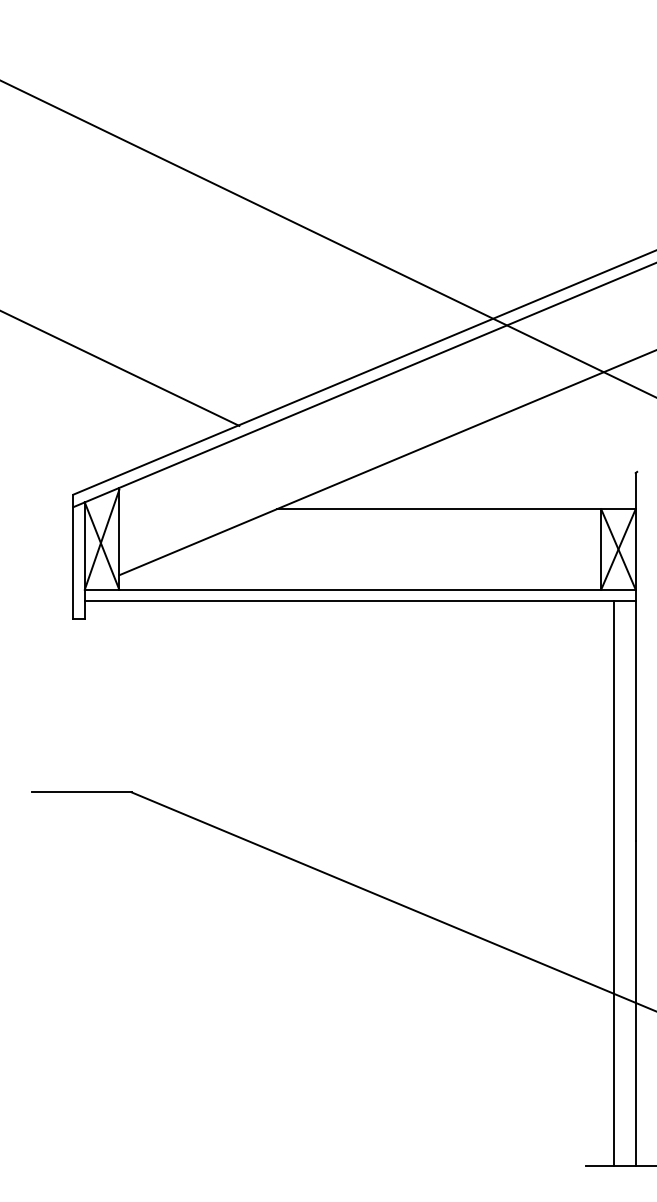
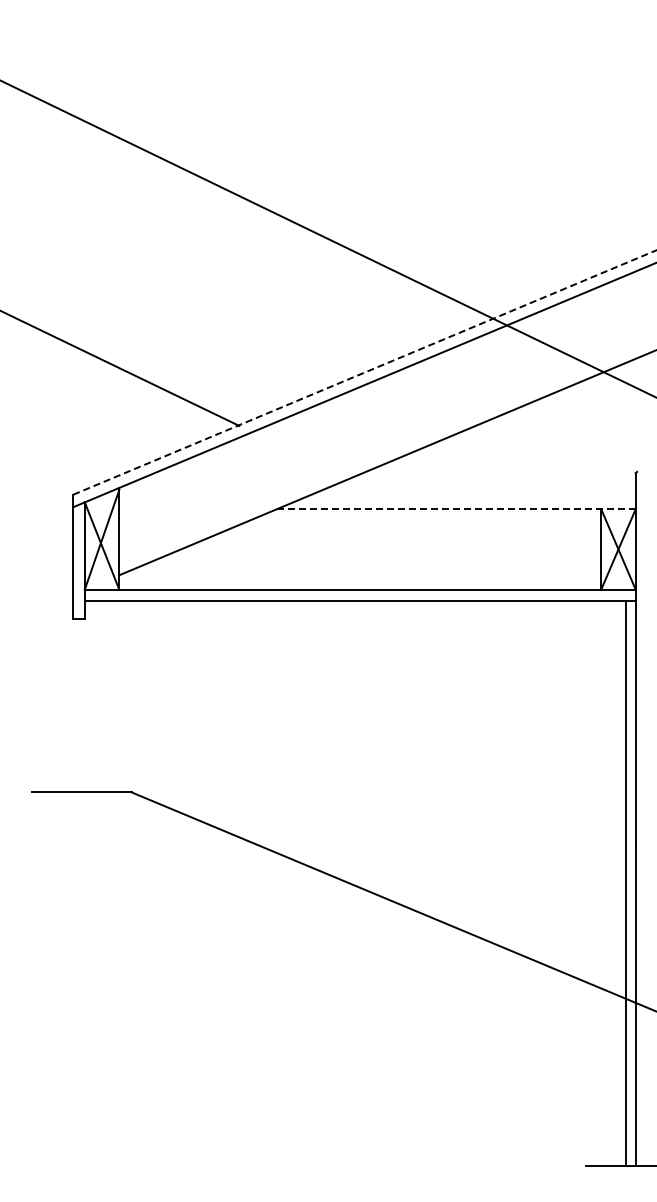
line: solid -> dashed (364, 372)
line: solid -> dashed (456, 509)
line position: (614, 883) -> (626, 883) (626, 883)
